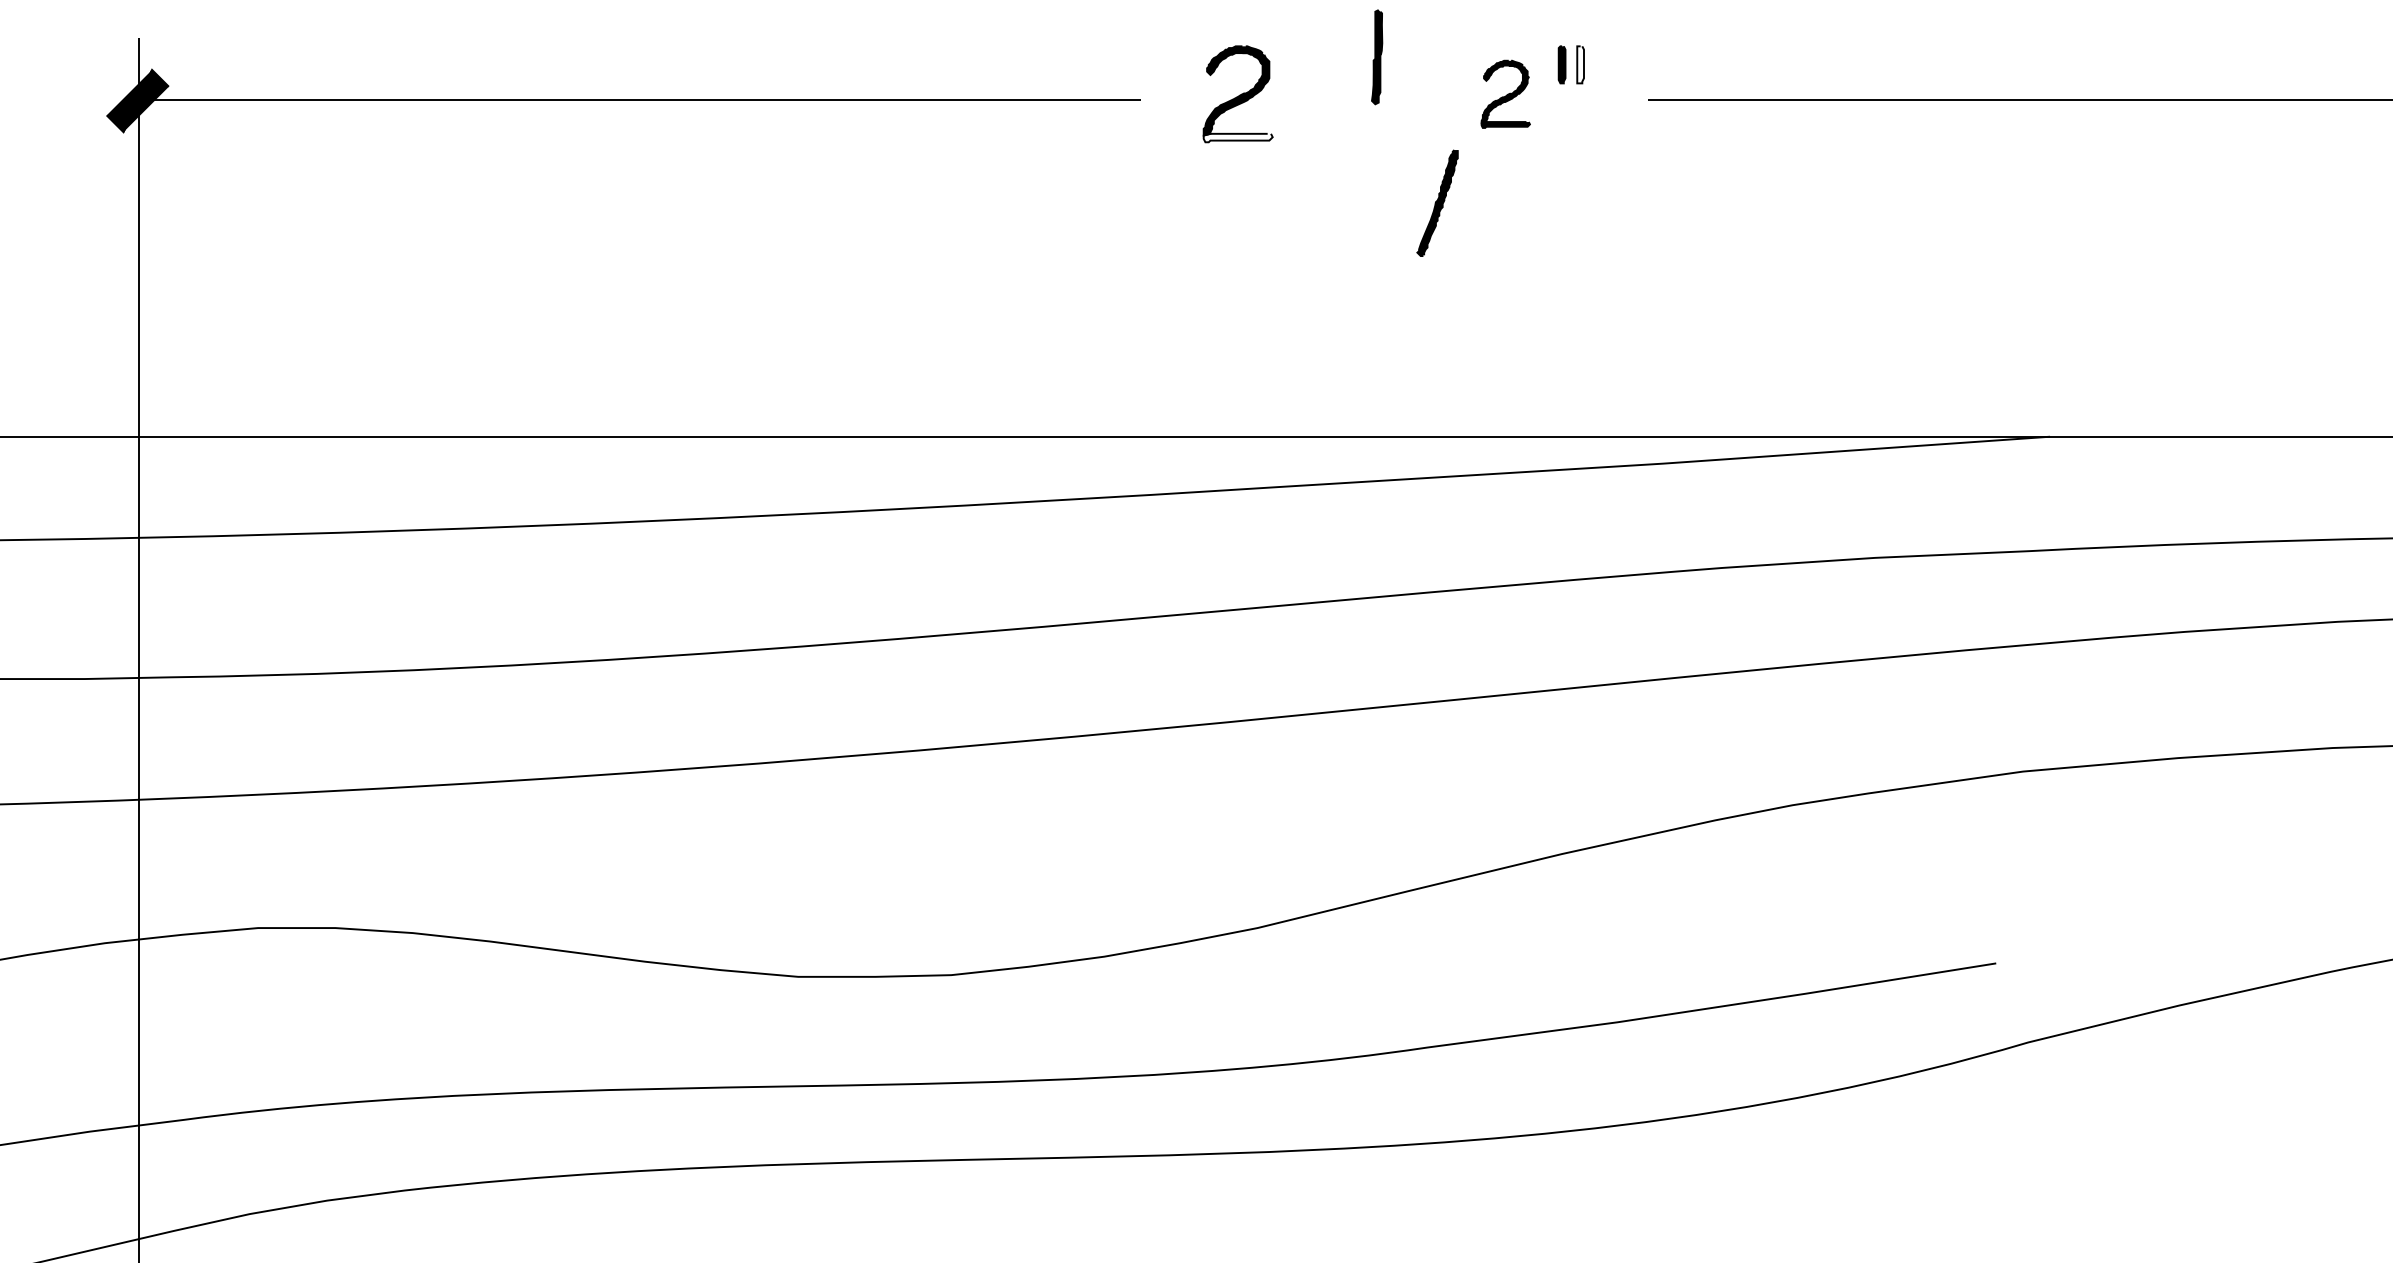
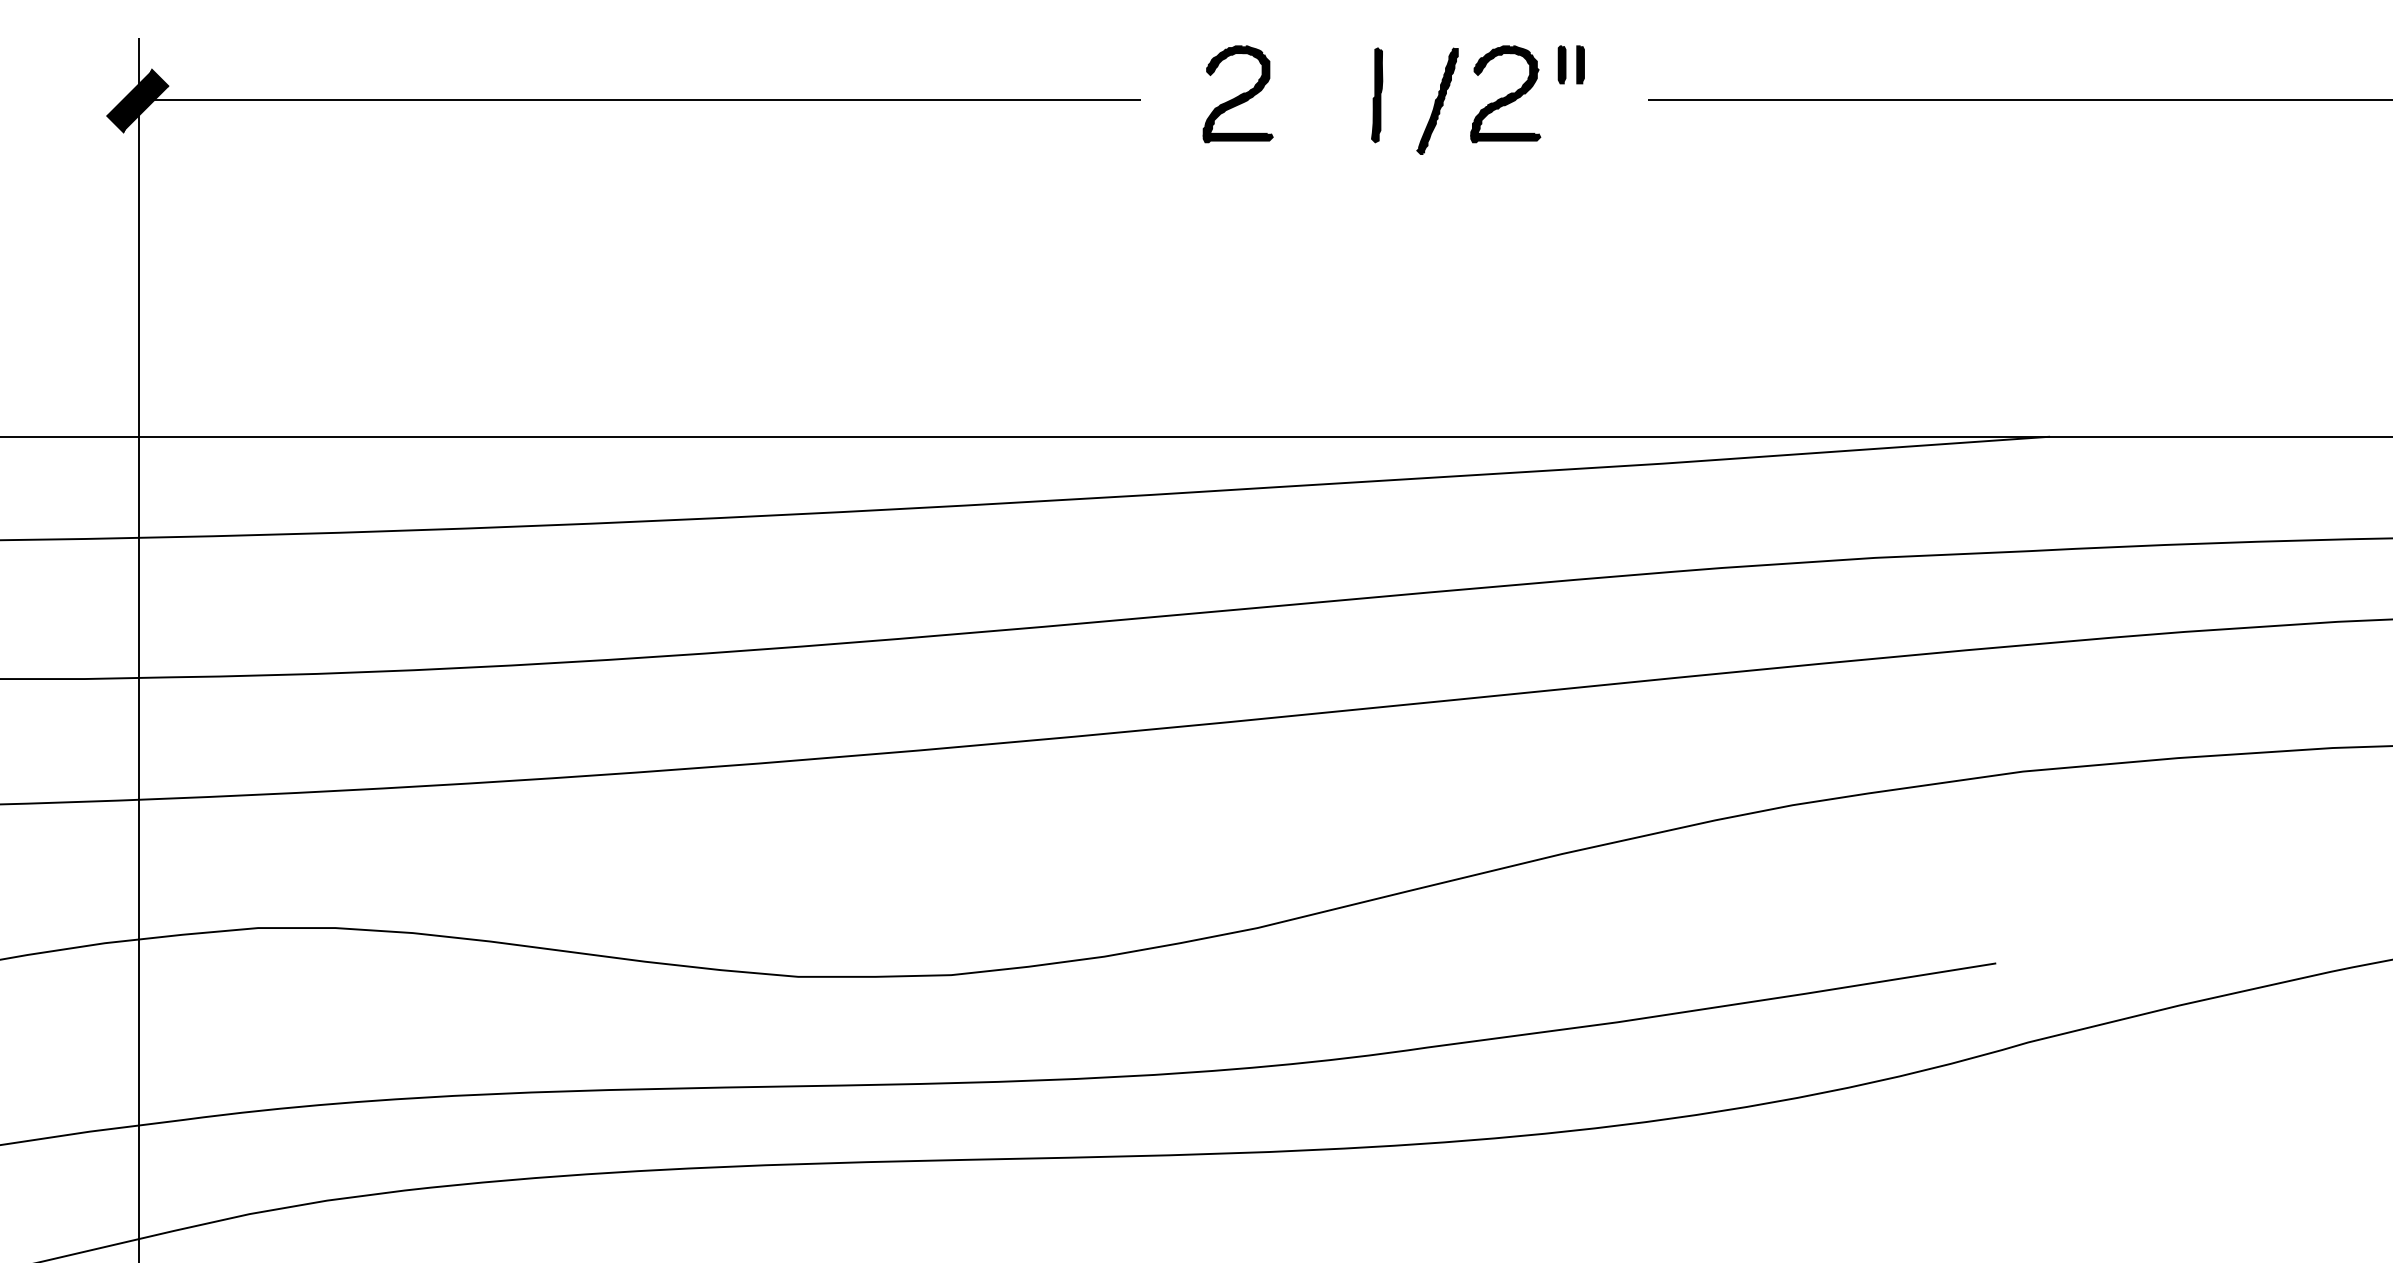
part position: (1377, 57) -> (1377, 95) (1377, 95)
fill: none -> present (1580, 64)
part size: 51x70 px -> 72x99 px (1505, 94)
fill: none -> present (1237, 137)
part position: (1437, 202) -> (1437, 100) (1437, 100)
